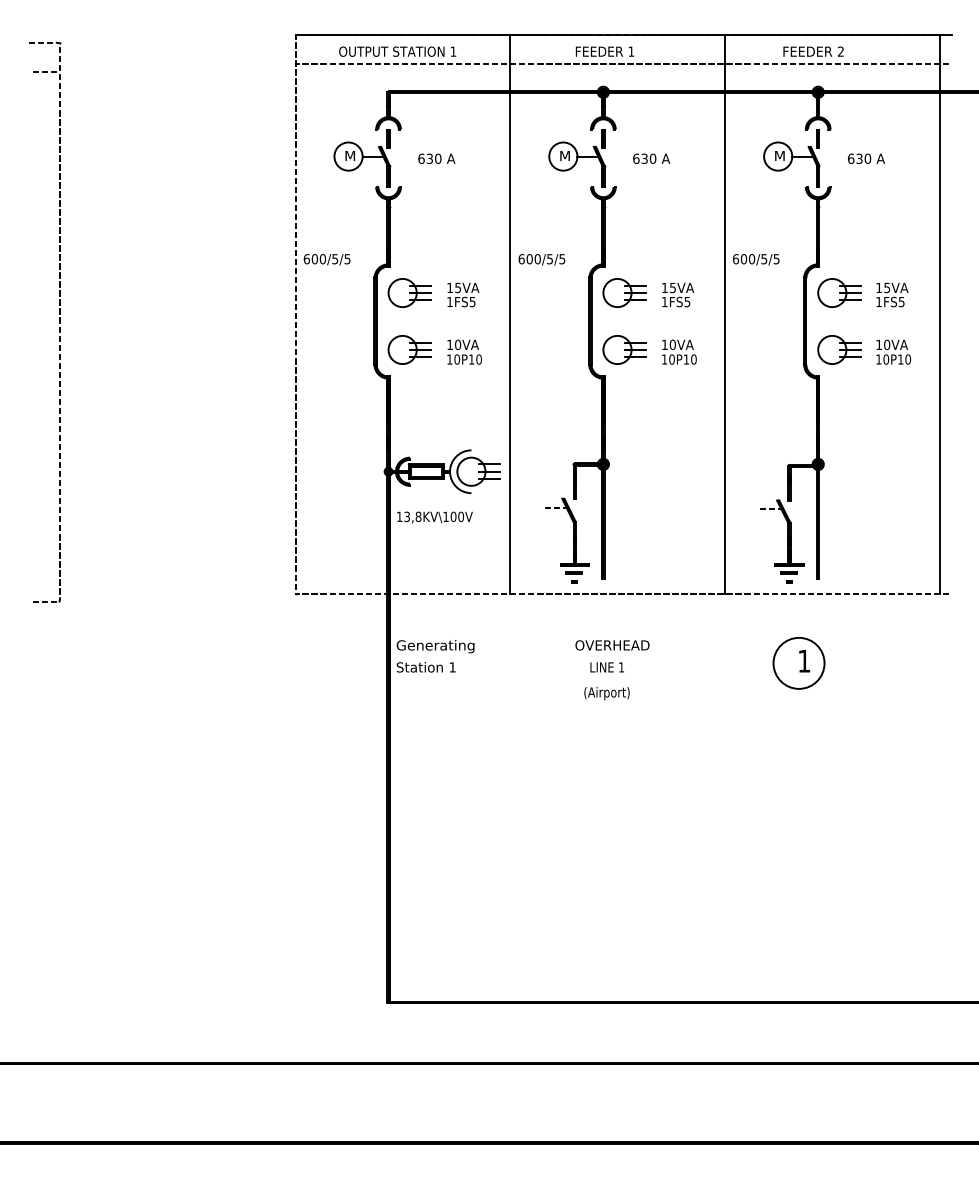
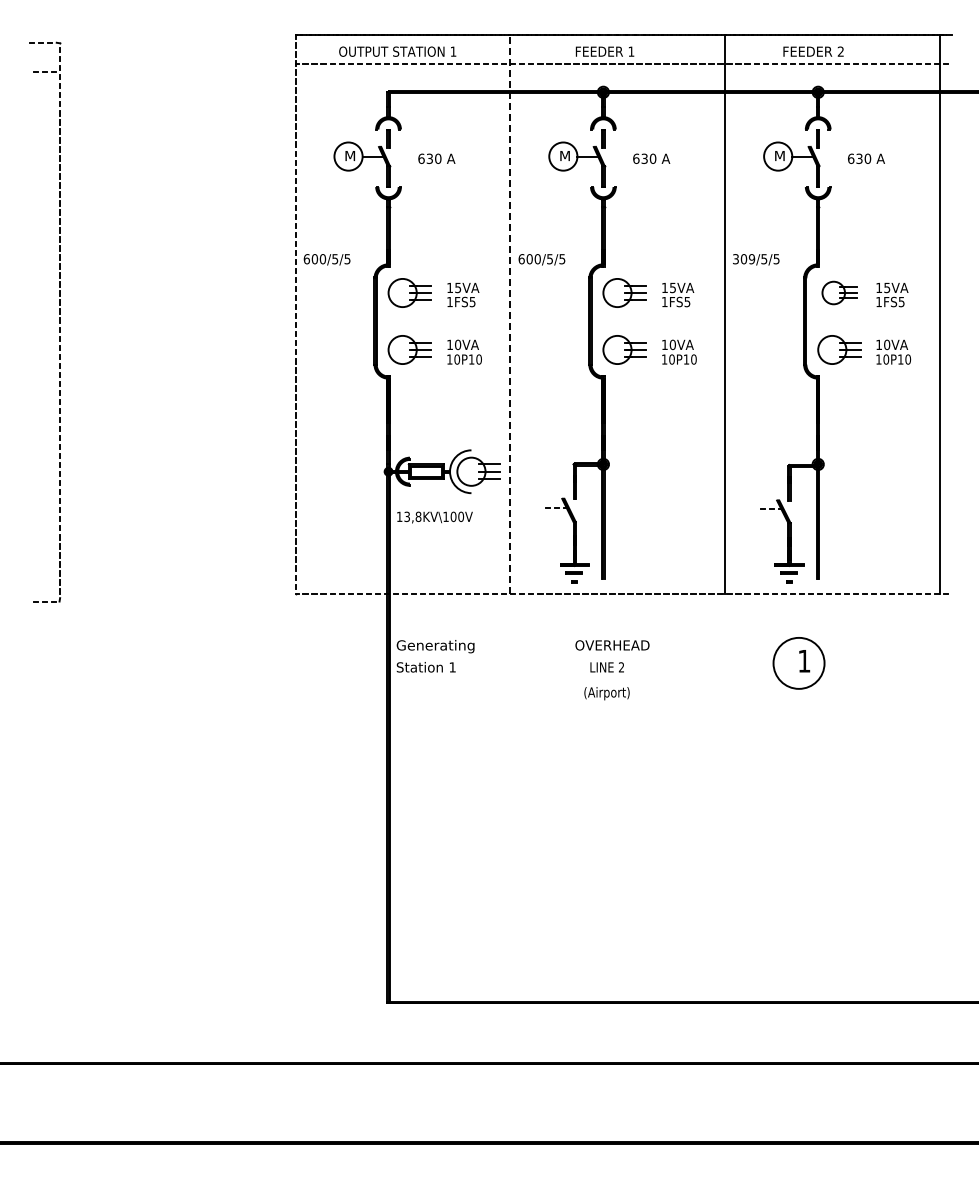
text: 600/5/5 -> 309/5/5 (743, 259)
part size: 45x30 px -> 37x26 px (839, 292)
line: solid -> dashed (510, 313)
text: 1 -> 2 (620, 667)
